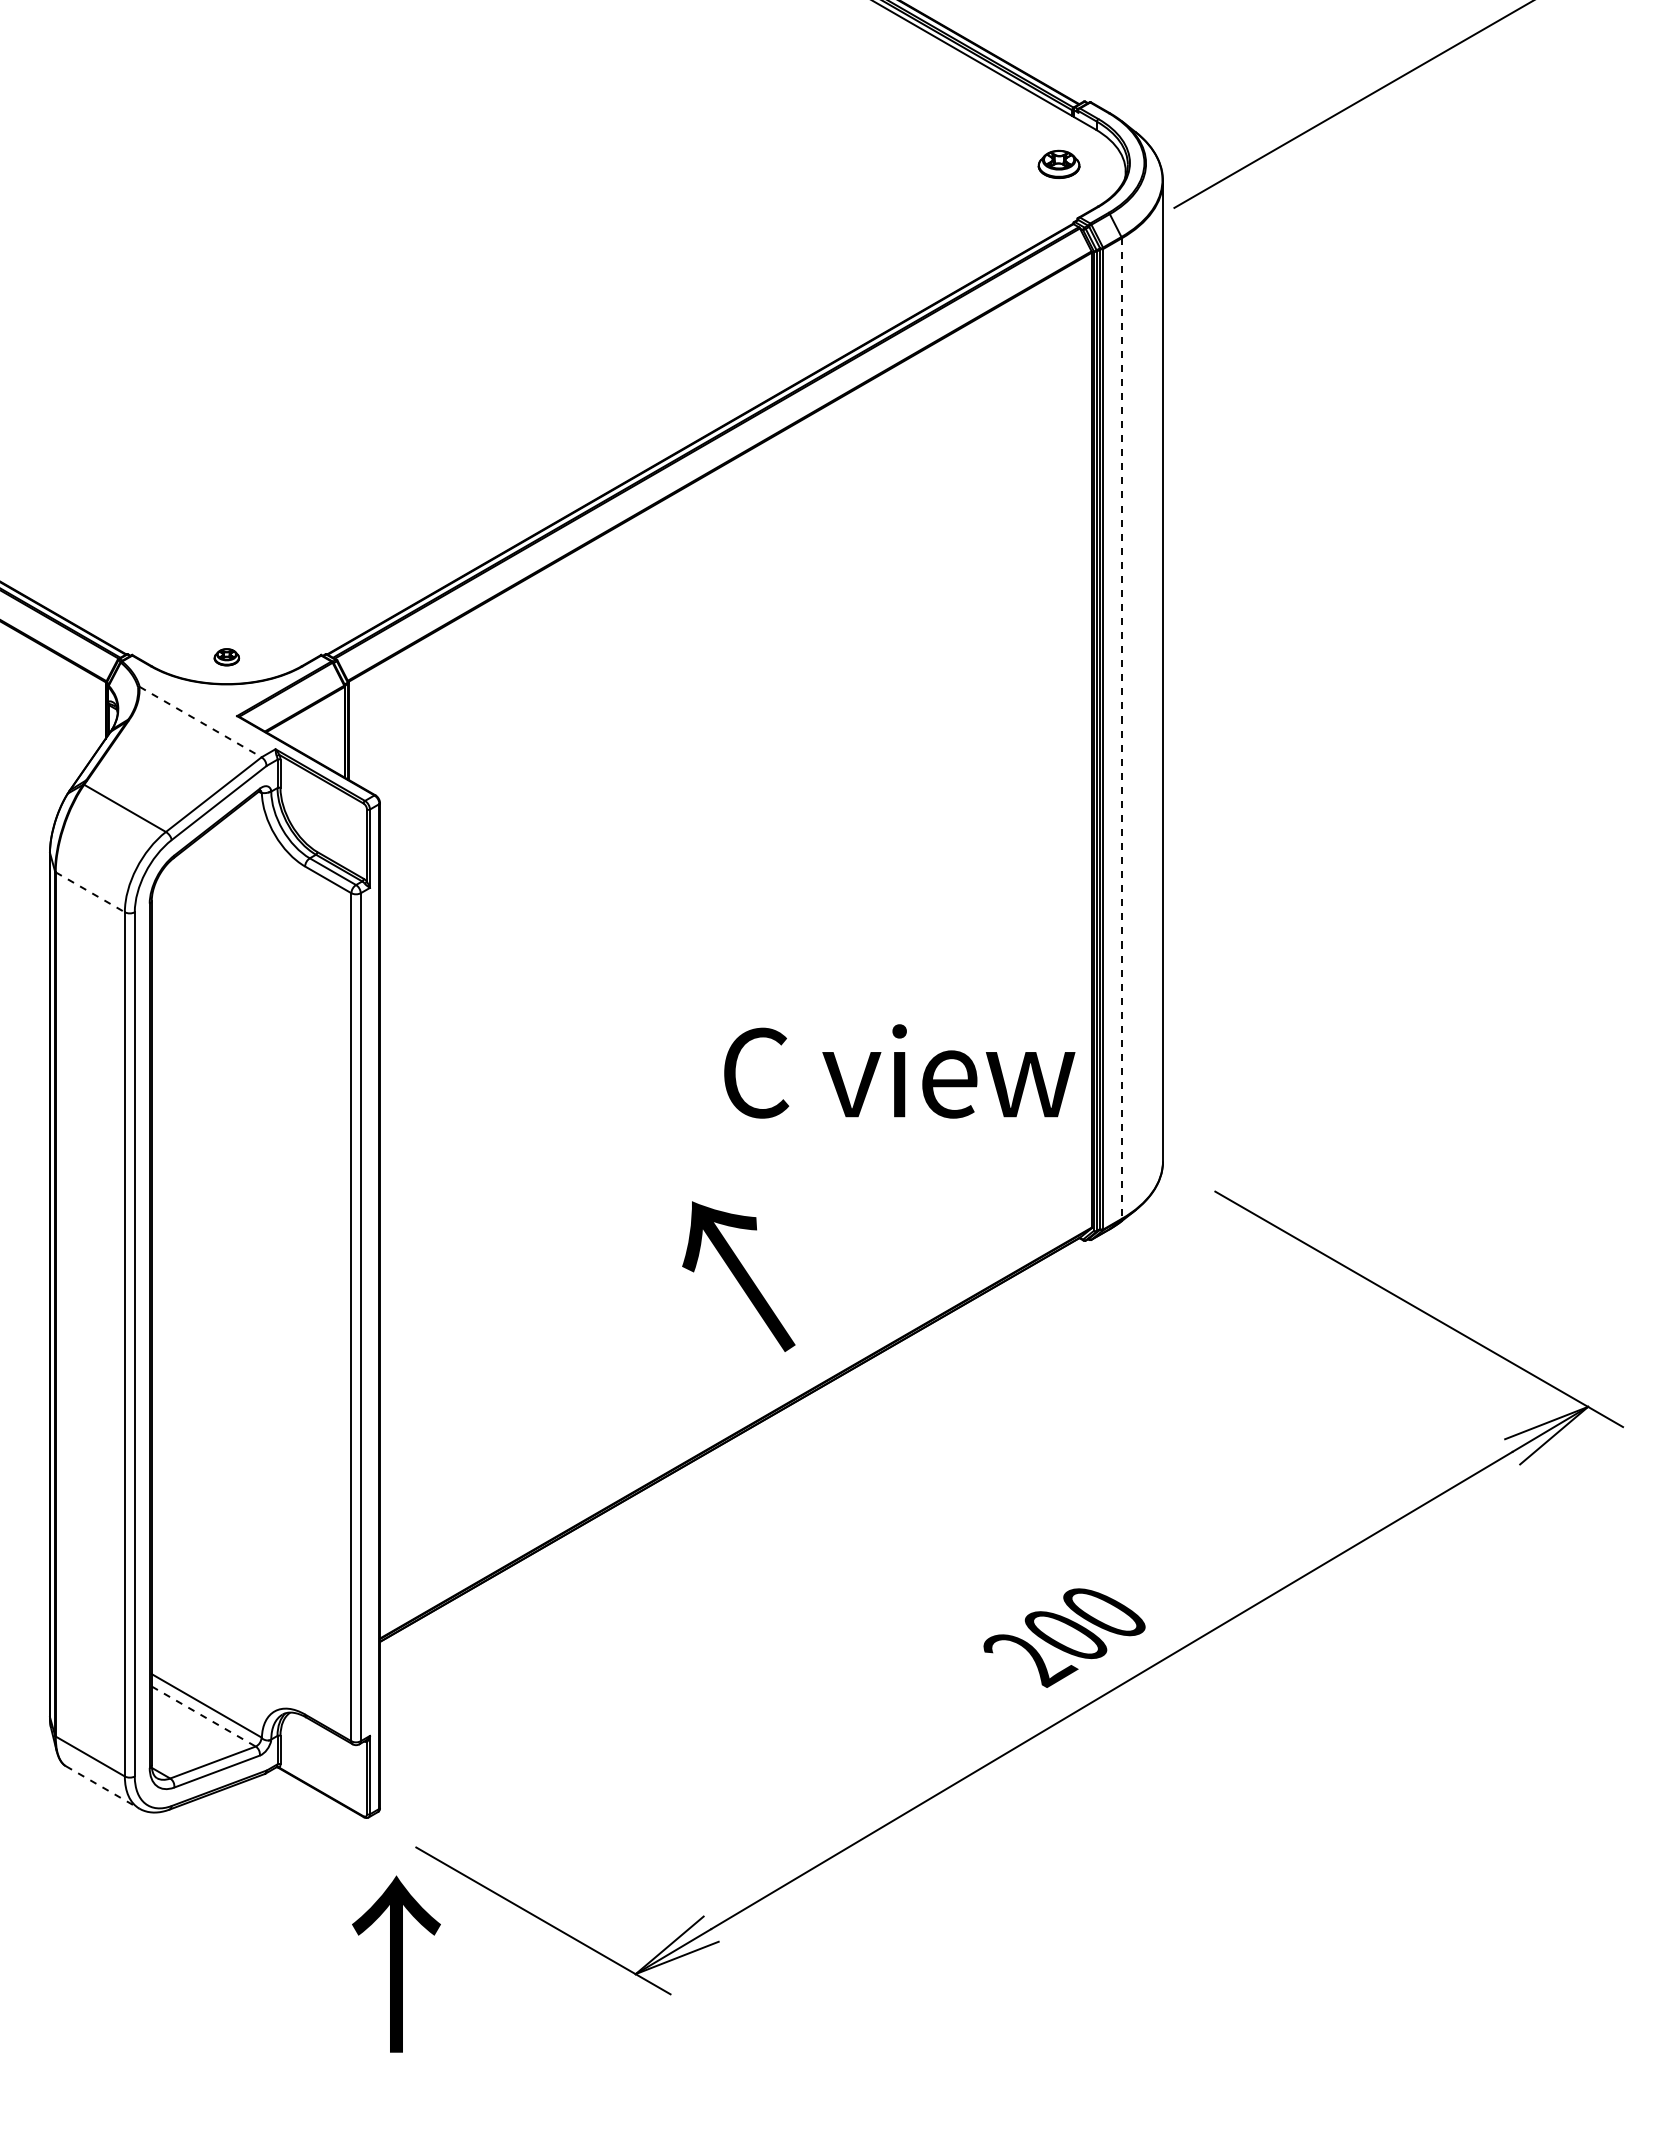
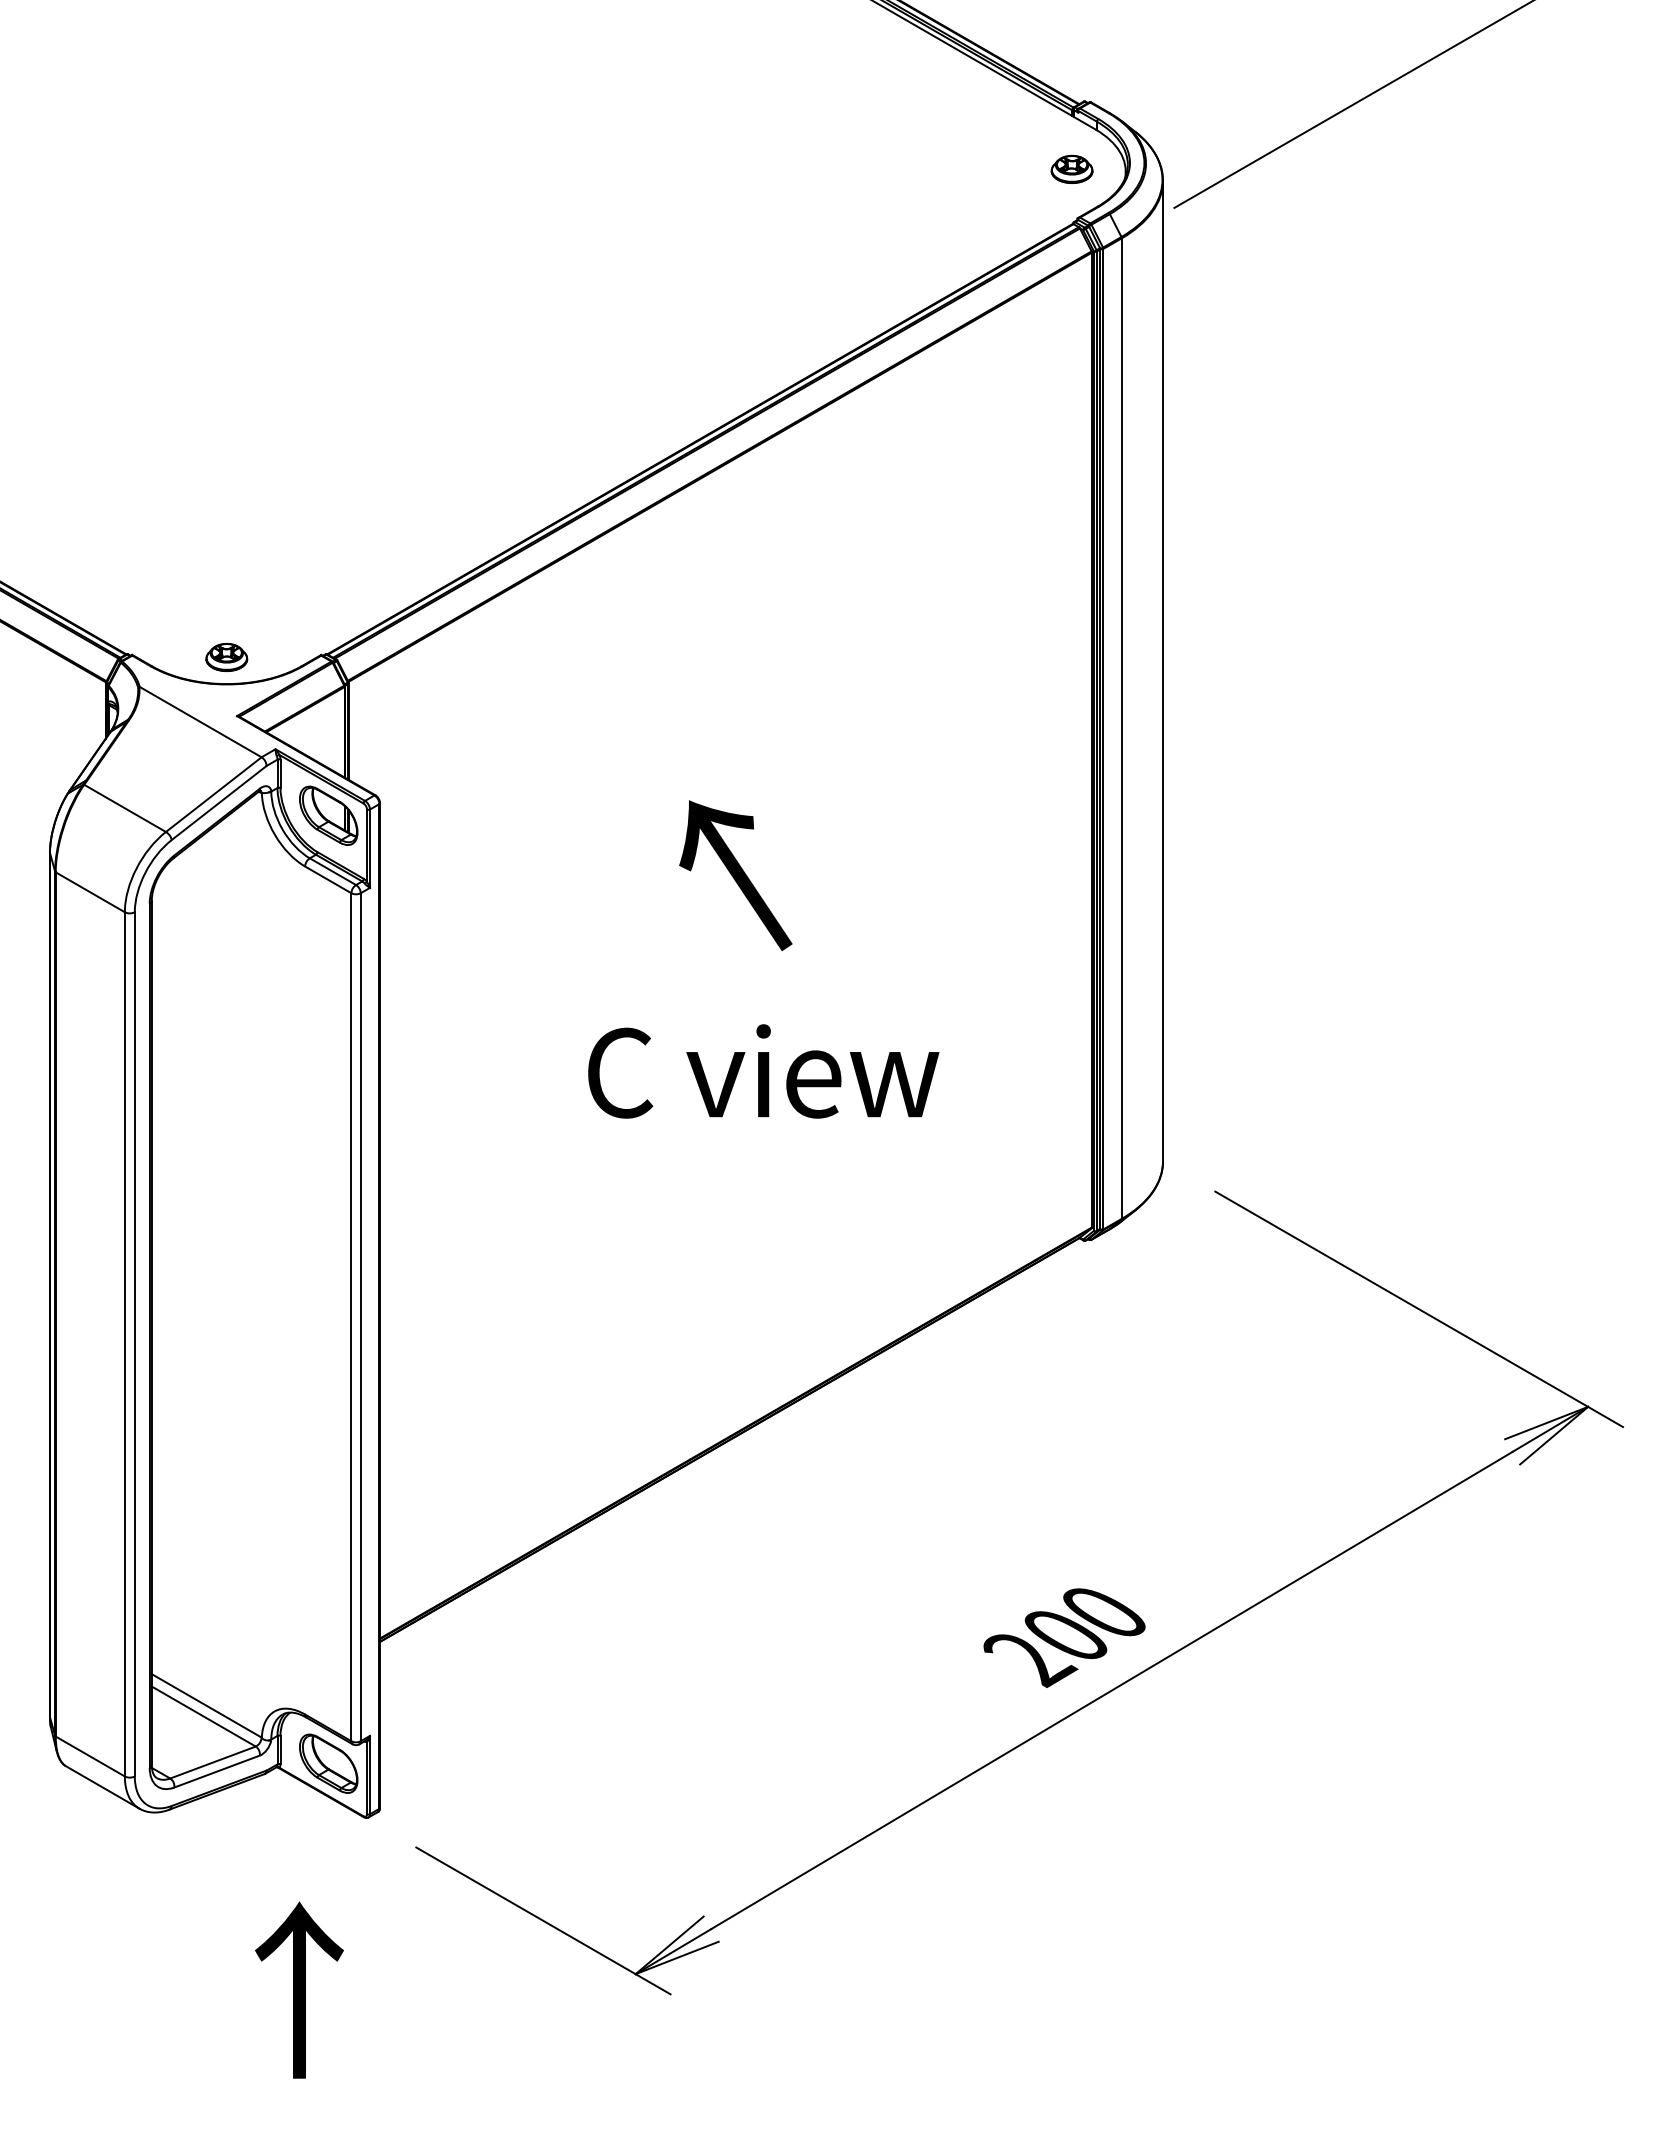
part position: (1058, 163) -> (1071, 168) (1071, 168)
part size: 28x19 px -> 44x30 px (226, 656)
line: dashed -> solid (201, 722)
line: dashed -> solid (1121, 729)
part: none -> present (328, 815)
line: dashed -> solid (90, 892)
text position: (899, 1071) -> (763, 1071) (763, 1071)
text position: (738, 1276) -> (735, 875) (735, 875)
line: dashed -> solid (204, 1716)
part: none -> present (328, 1763)
line: dashed -> solid (103, 1787)
text position: (396, 1963) -> (299, 1989) (299, 1989)
